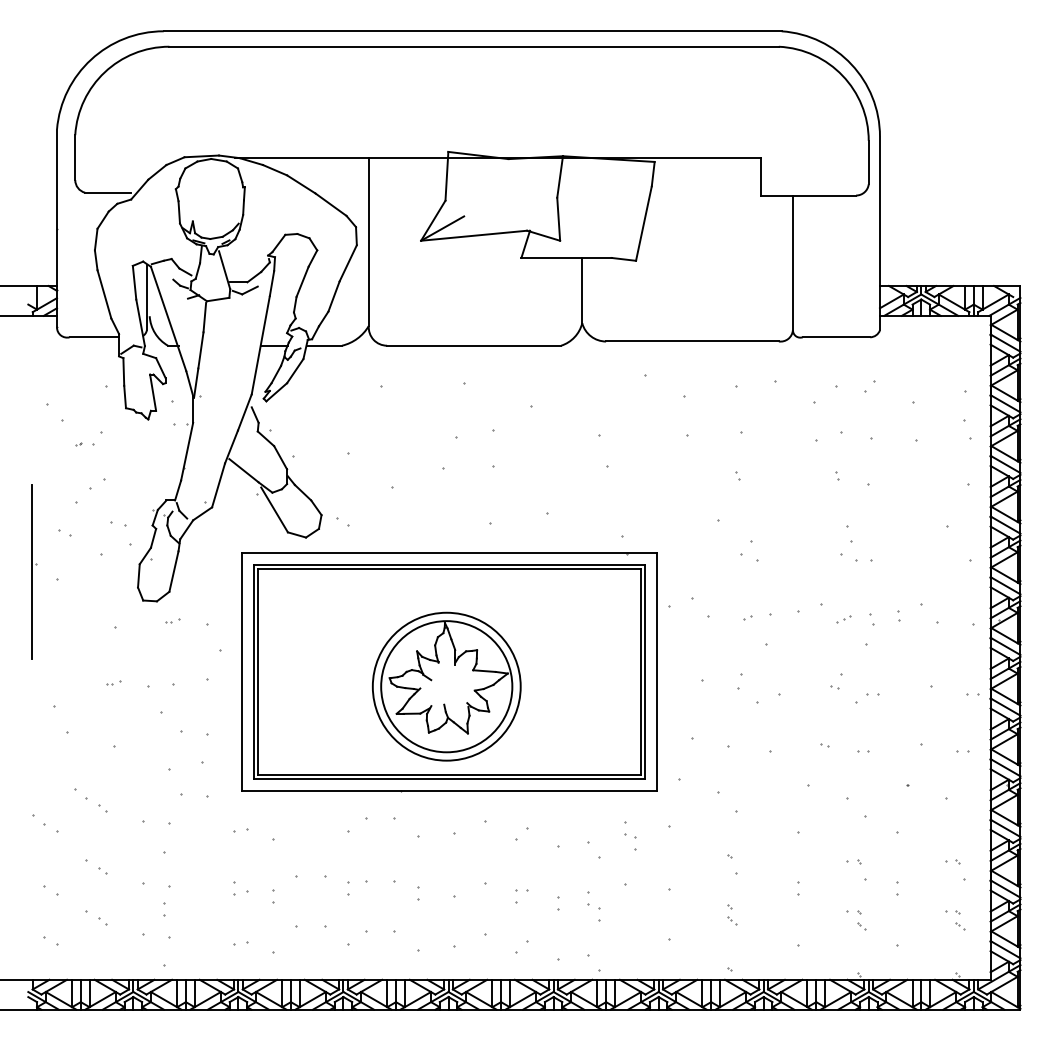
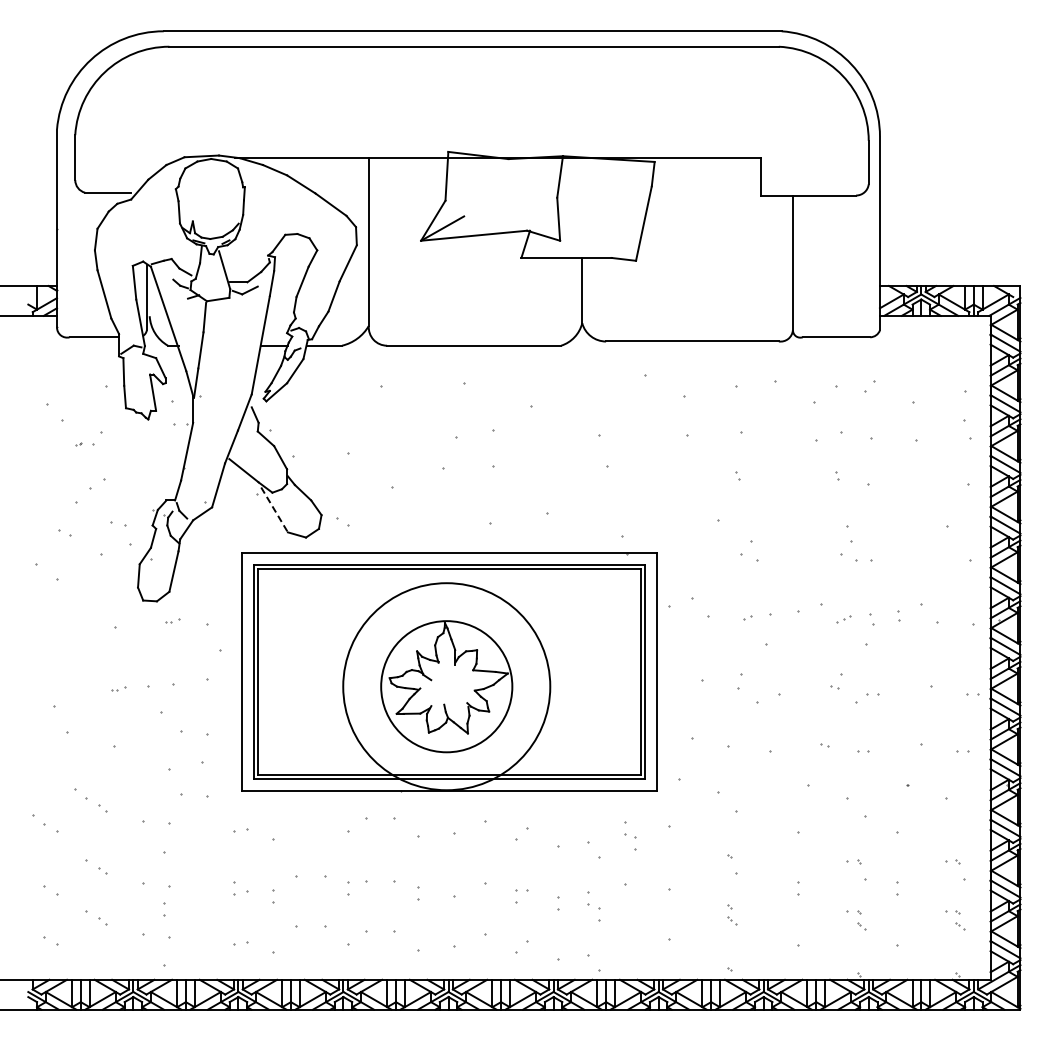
line: solid -> dashed (274, 510)
line: present -> none (31, 571)
part position: (113, 682) -> (118, 688) (118, 688)
circle diameter: 148 px -> 207 px (446, 686)
